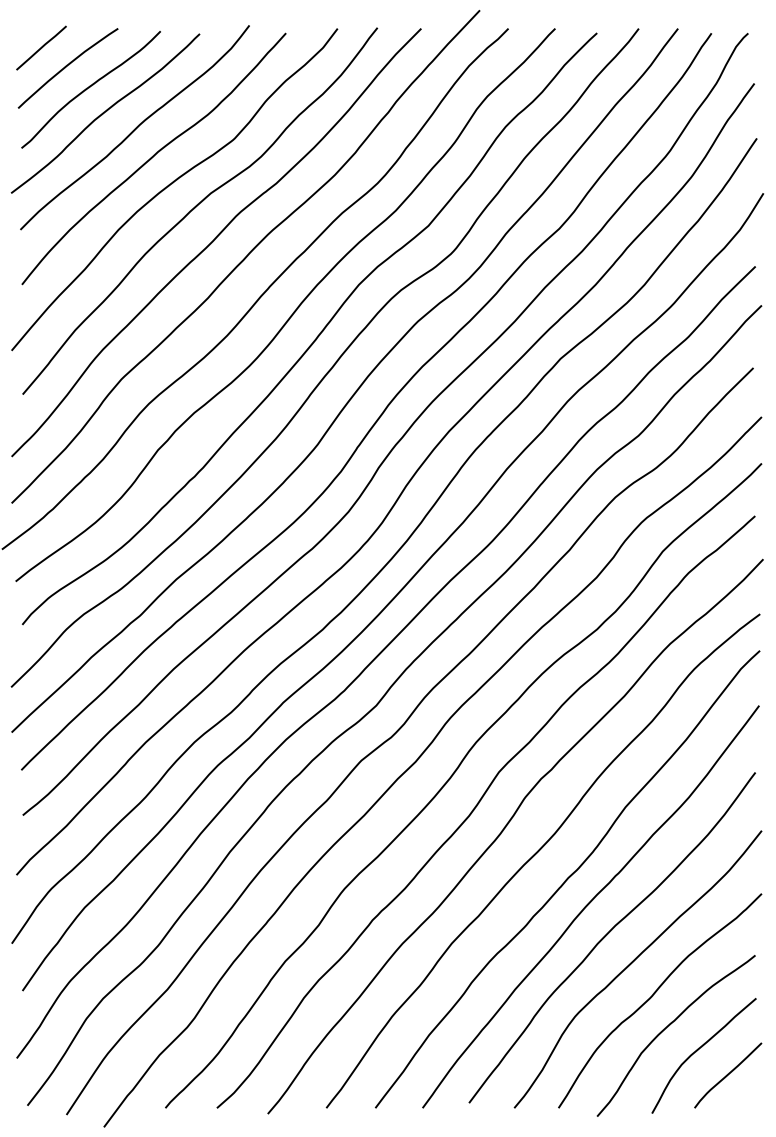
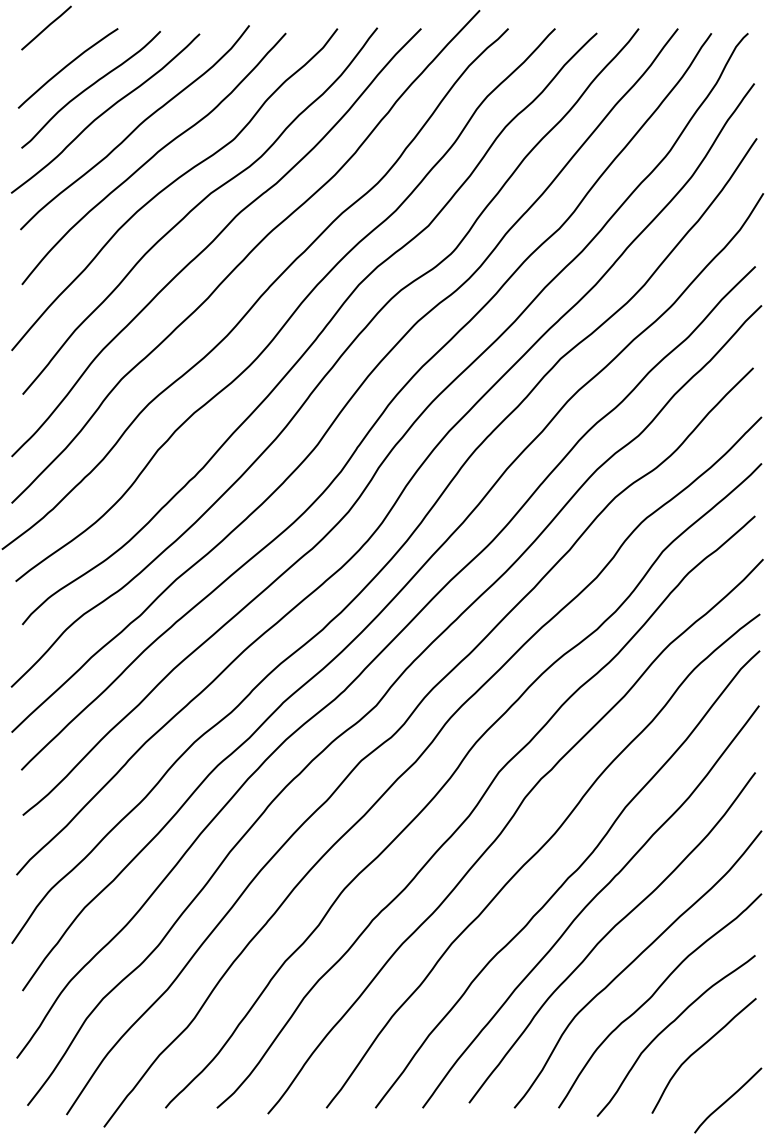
line position: (41, 47) -> (46, 27) (46, 27)
curve position: (728, 1075) -> (728, 1100) (728, 1100)
